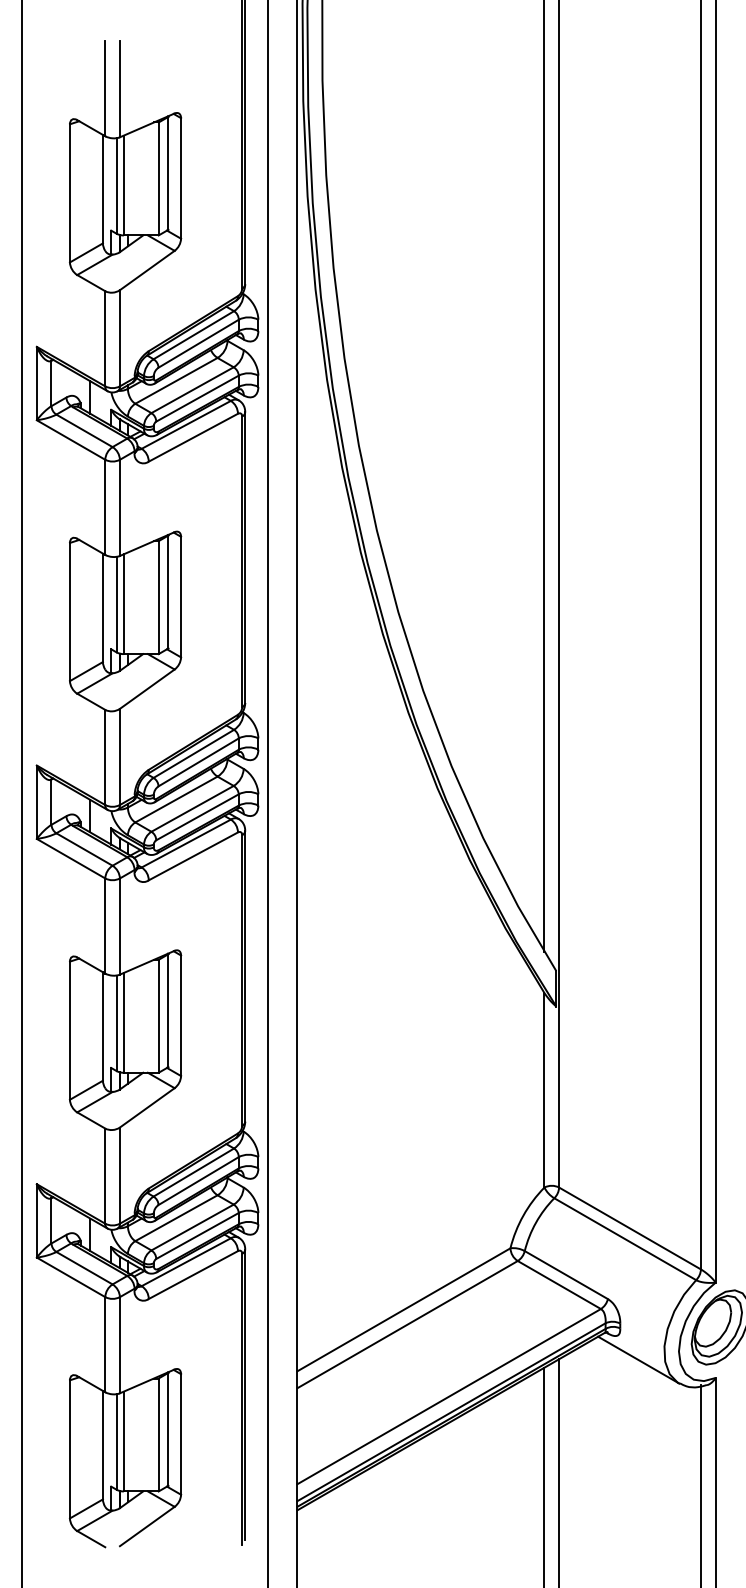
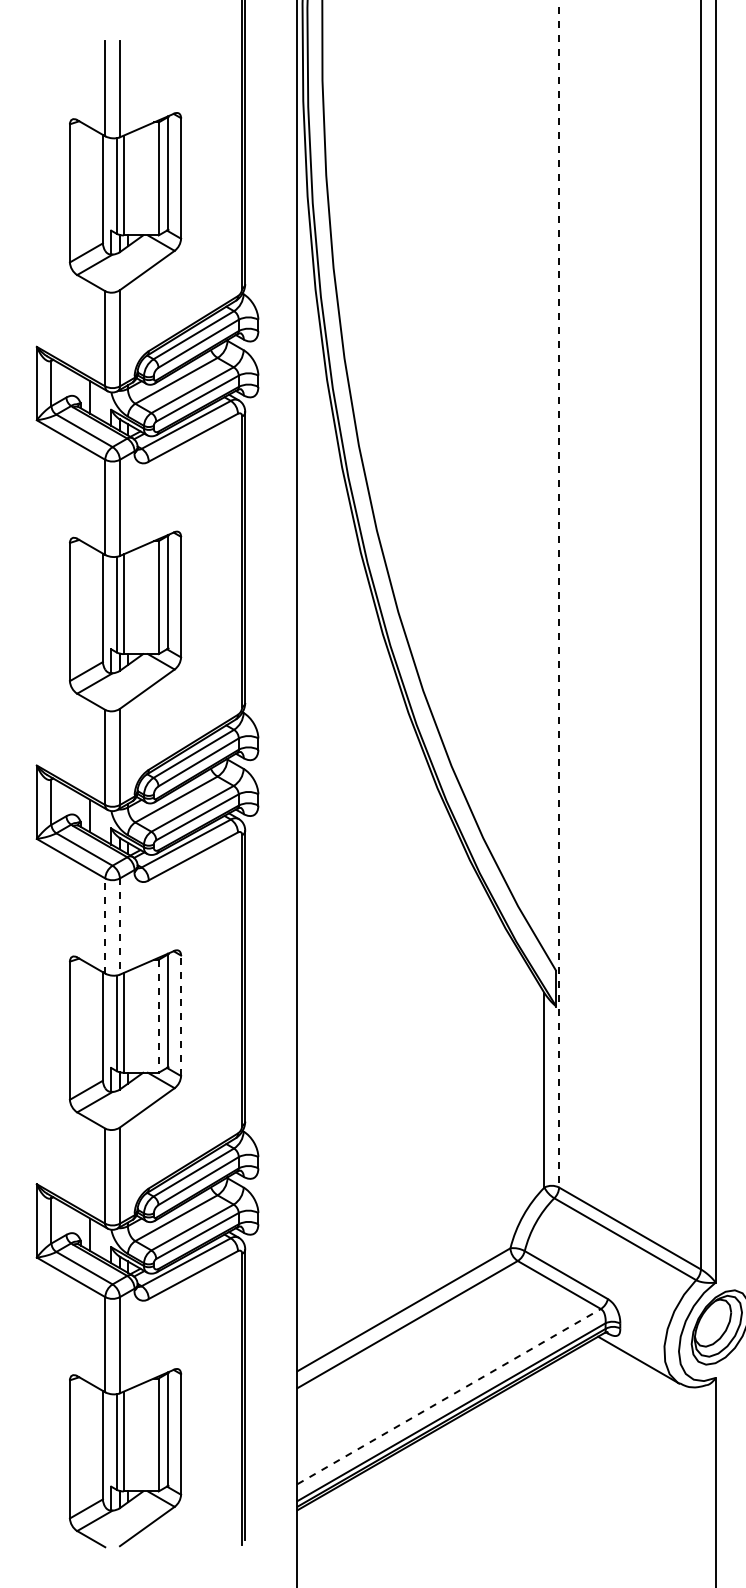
line: present -> none (544, 476)
line: solid -> dashed (559, 593)
line: present -> none (22, 793)
line: present -> none (268, 793)
line: solid -> dashed (105, 926)
line: solid -> dashed (119, 927)
line: solid -> dashed (181, 1015)
line: solid -> dashed (158, 1016)
line: solid -> dashed (449, 1396)
line: present -> none (559, 1471)
line: present -> none (544, 1475)
line: present -> none (700, 1484)
